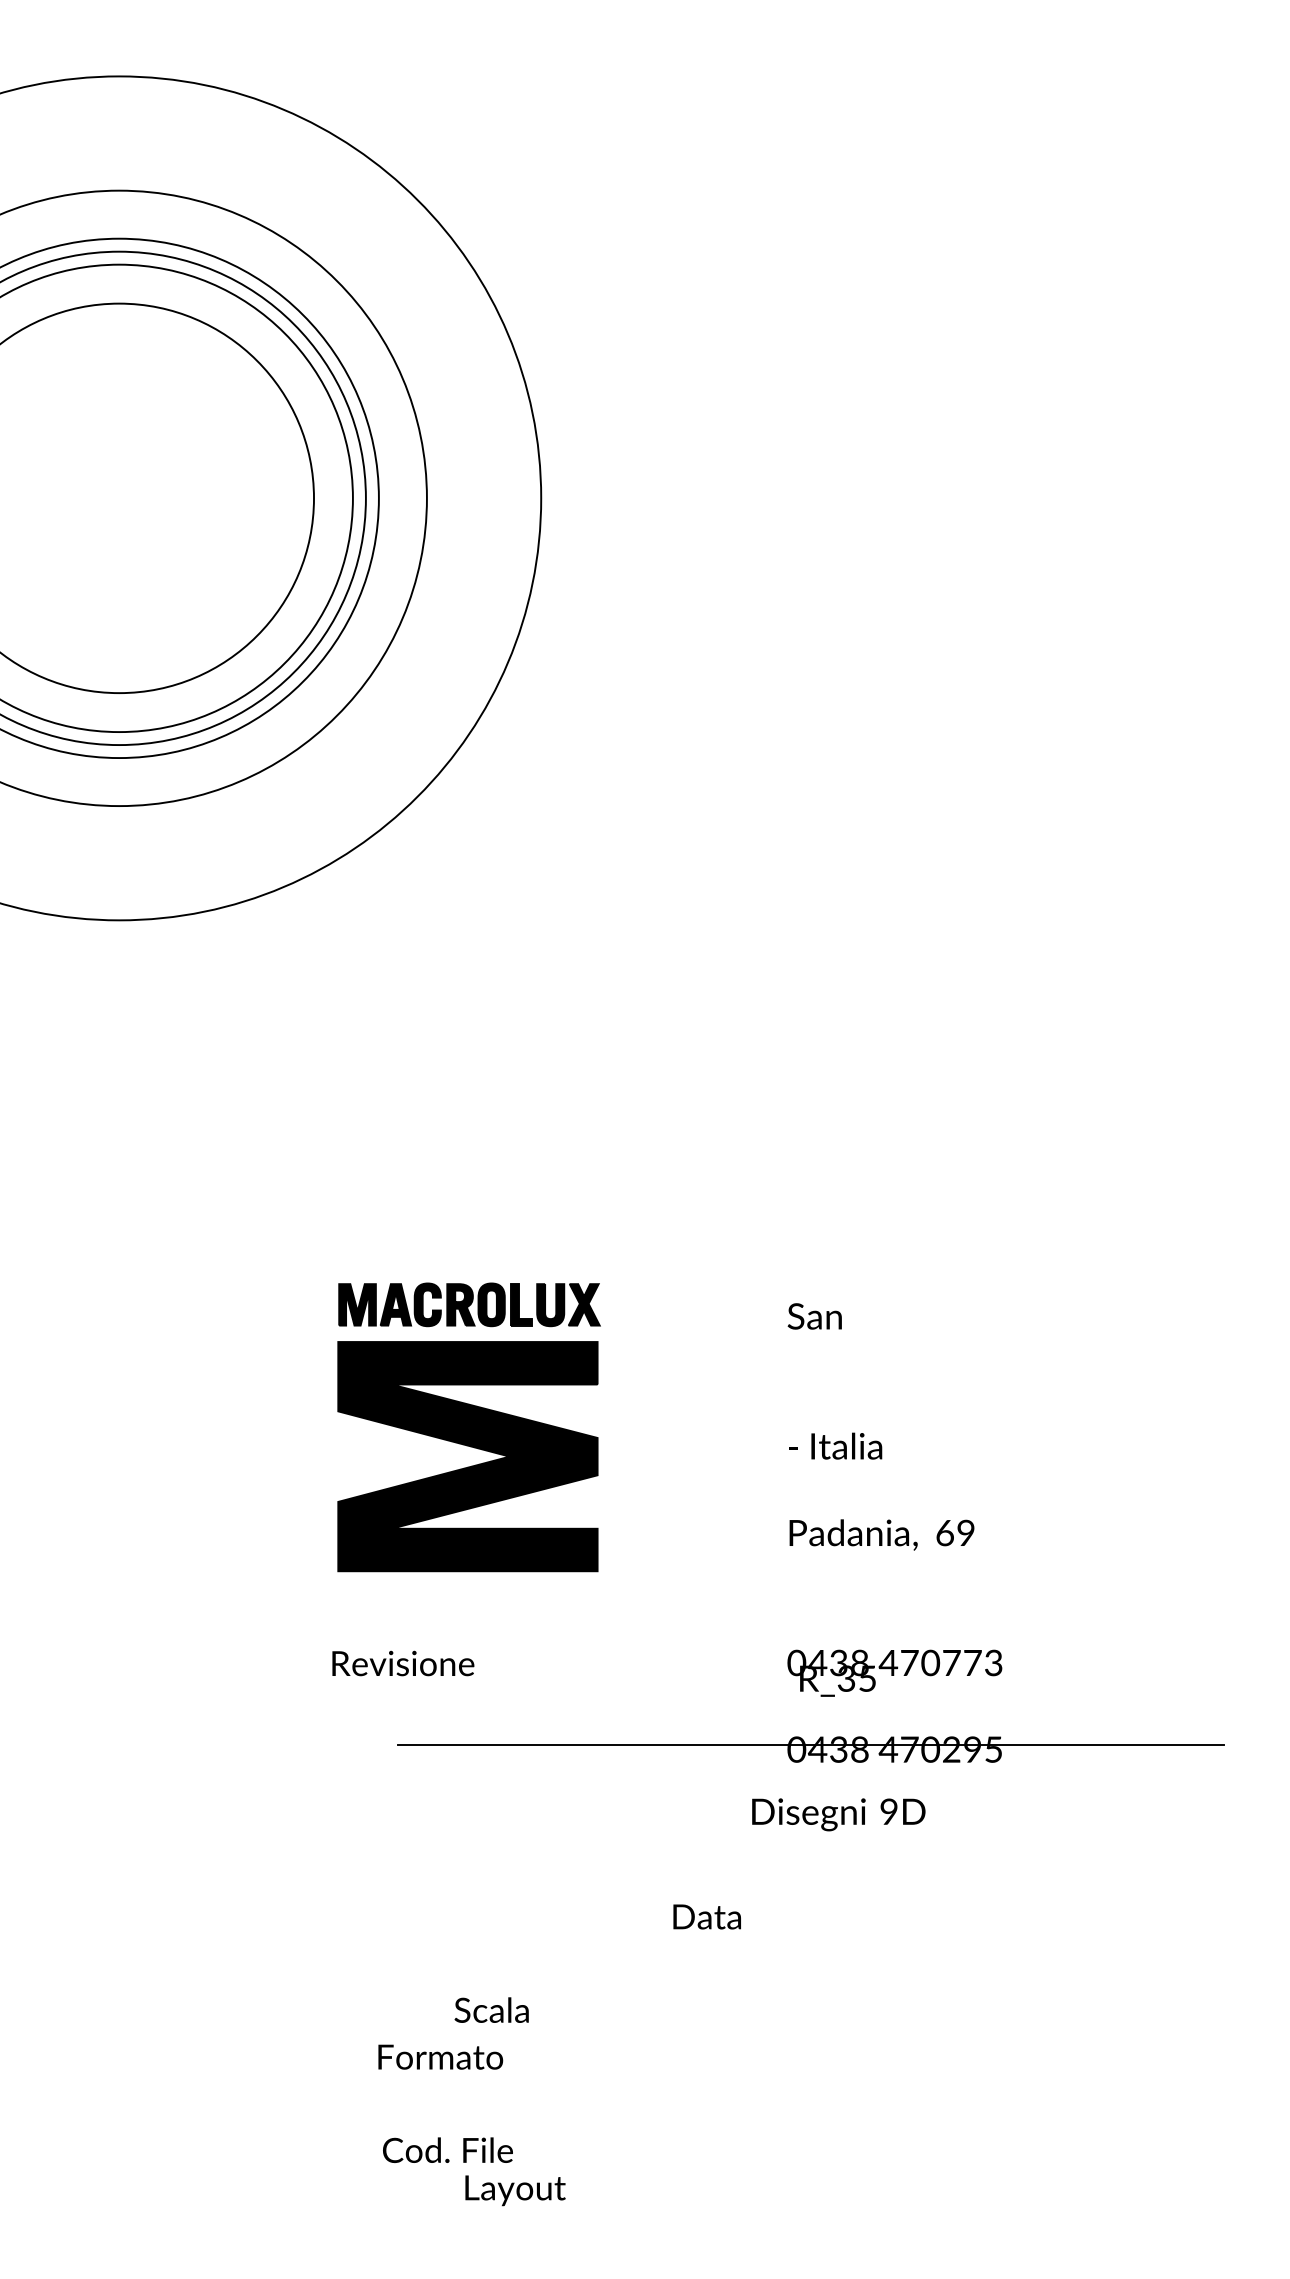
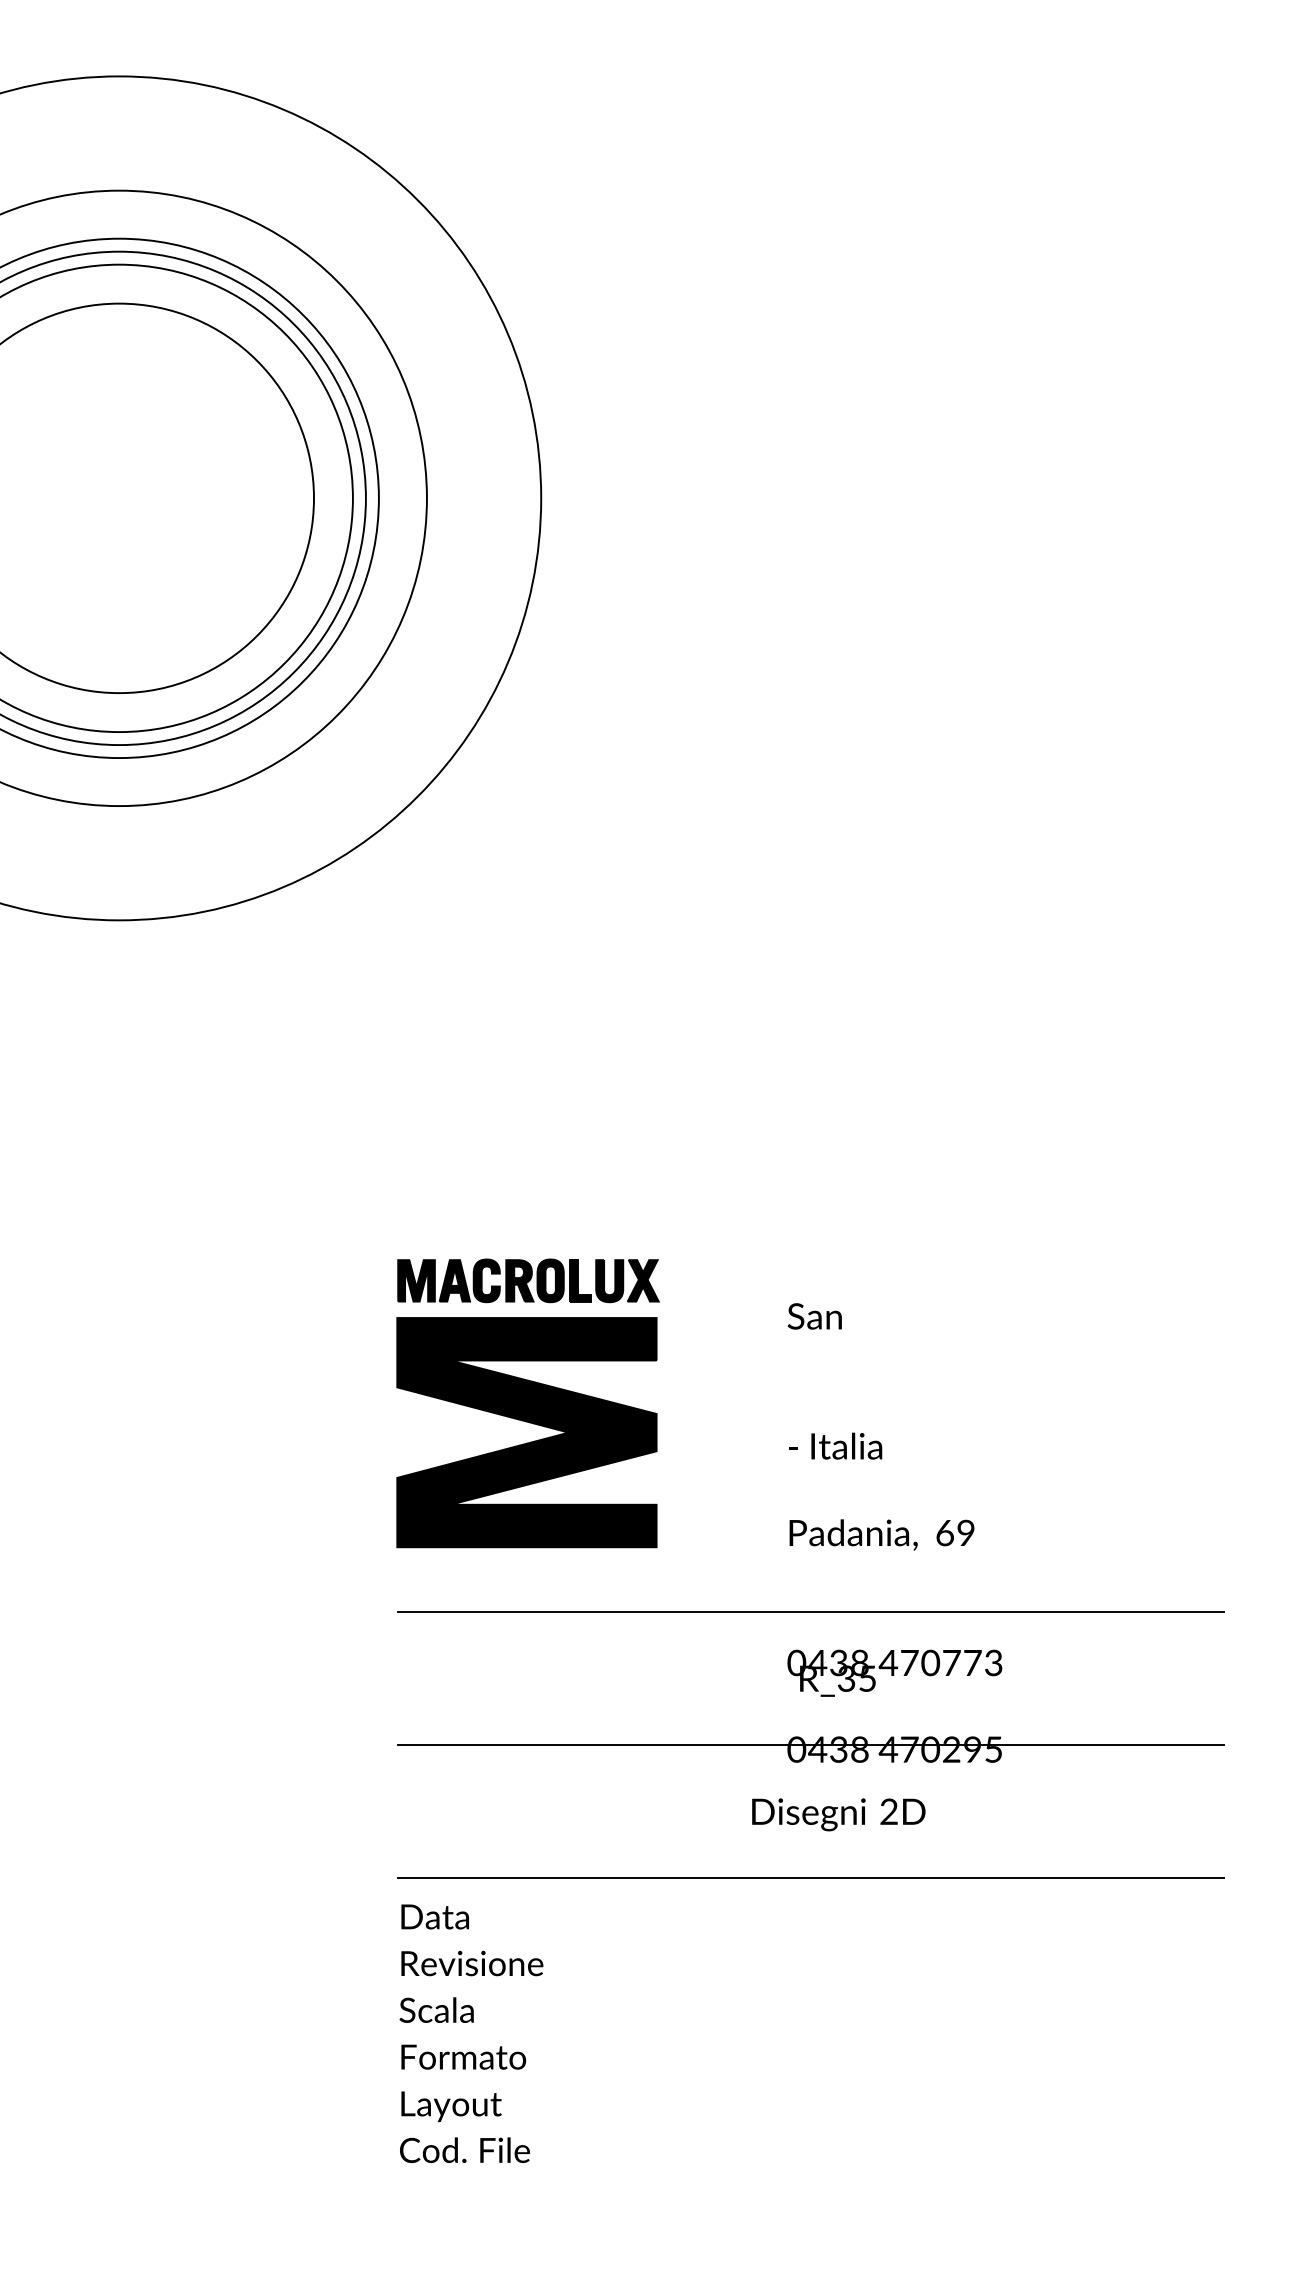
part position: (468, 1427) -> (527, 1403) (527, 1403)
line: none -> present (811, 1612)
text position: (403, 1663) -> (472, 1963) (472, 1963)
text: 9D -> 2D (888, 1811)
line: none -> present (811, 1878)
text position: (706, 1916) -> (434, 1916) (434, 1916)
text position: (491, 2009) -> (436, 2009) (436, 2009)
text position: (440, 2056) -> (463, 2056) (463, 2056)
text position: (447, 2149) -> (464, 2149) (464, 2149)
text position: (515, 2190) -> (451, 2106) (451, 2106)
